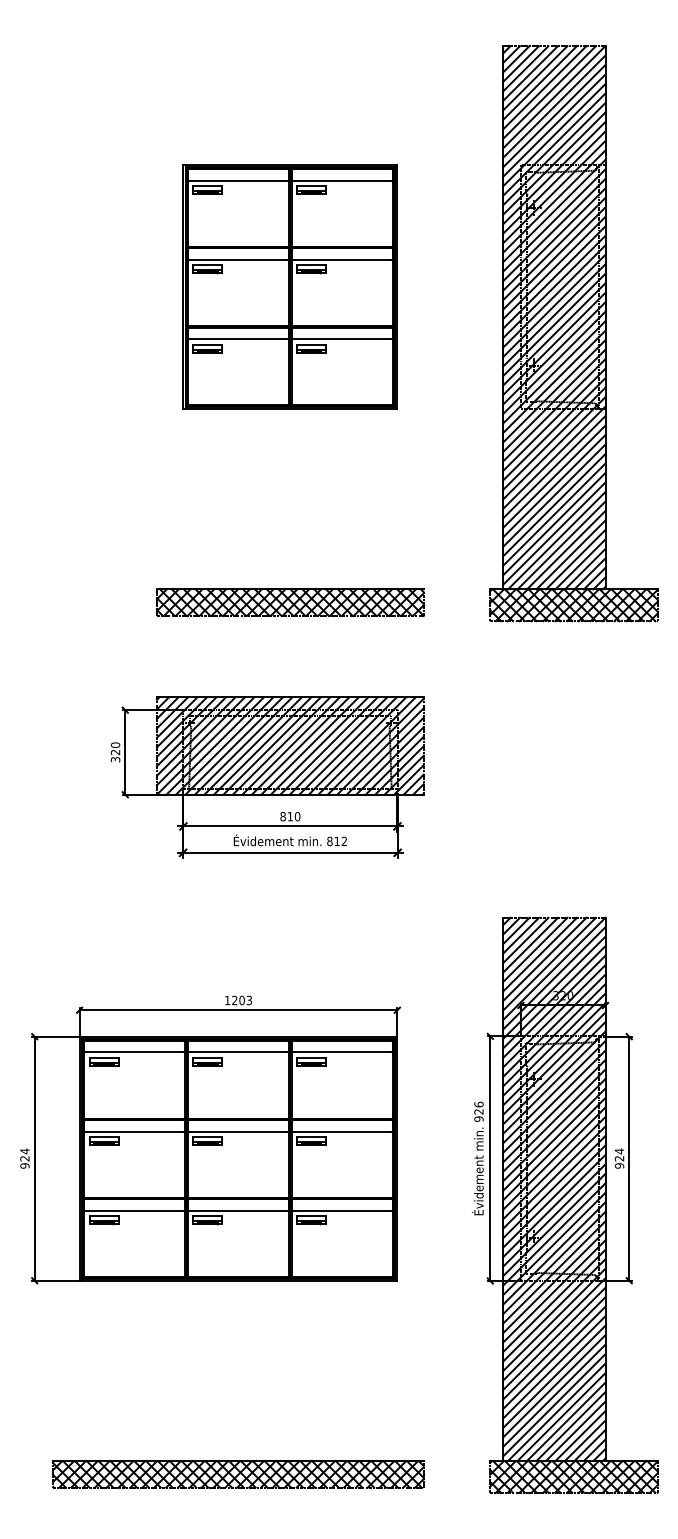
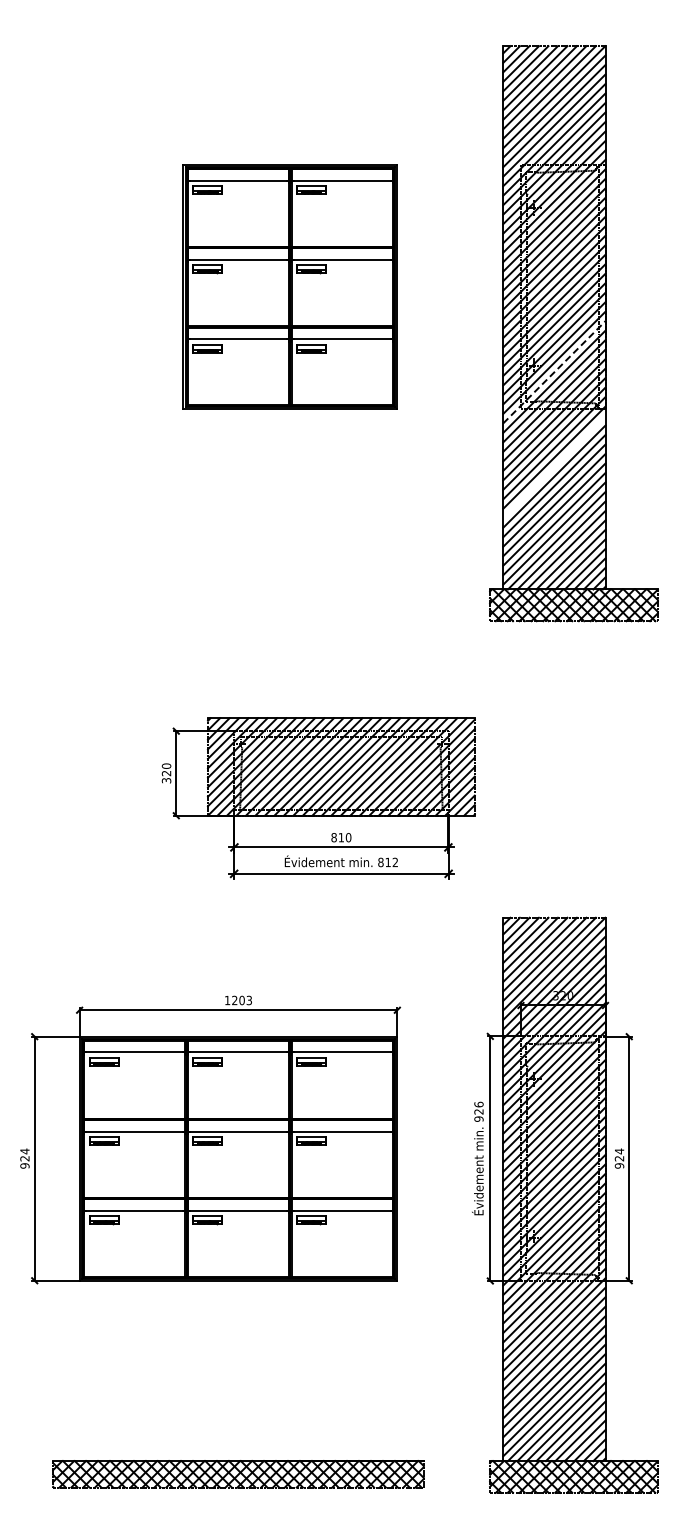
line: solid -> dashed (554, 371)
line: present -> none (554, 467)
part: present -> none (289, 602)
part position: (267, 777) -> (318, 798) (318, 798)
